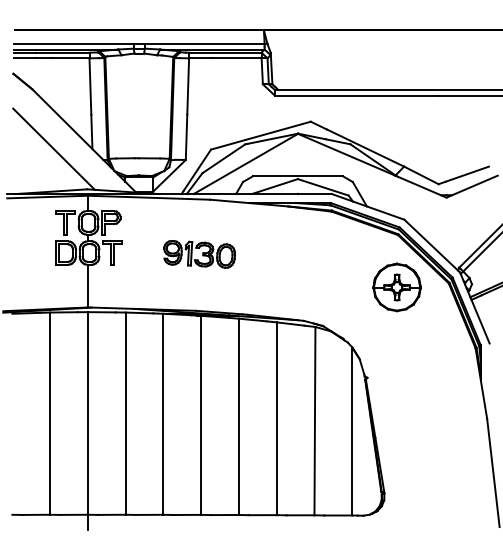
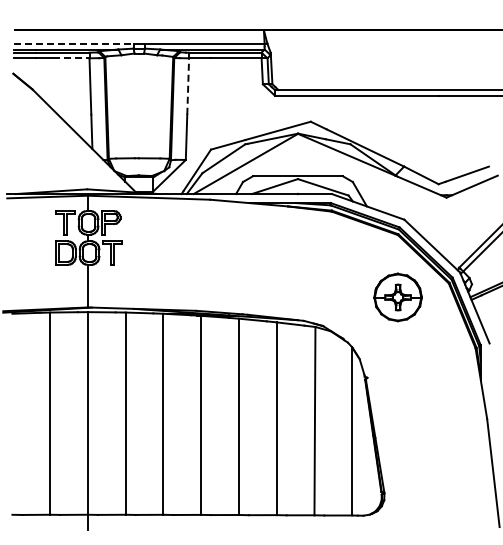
line: solid -> dashed (74, 43)
line: solid -> dashed (71, 58)
line: solid -> dashed (188, 86)
line: present -> none (53, 148)
part: present -> none (199, 254)
part position: (396, 287) -> (397, 297) (397, 297)
